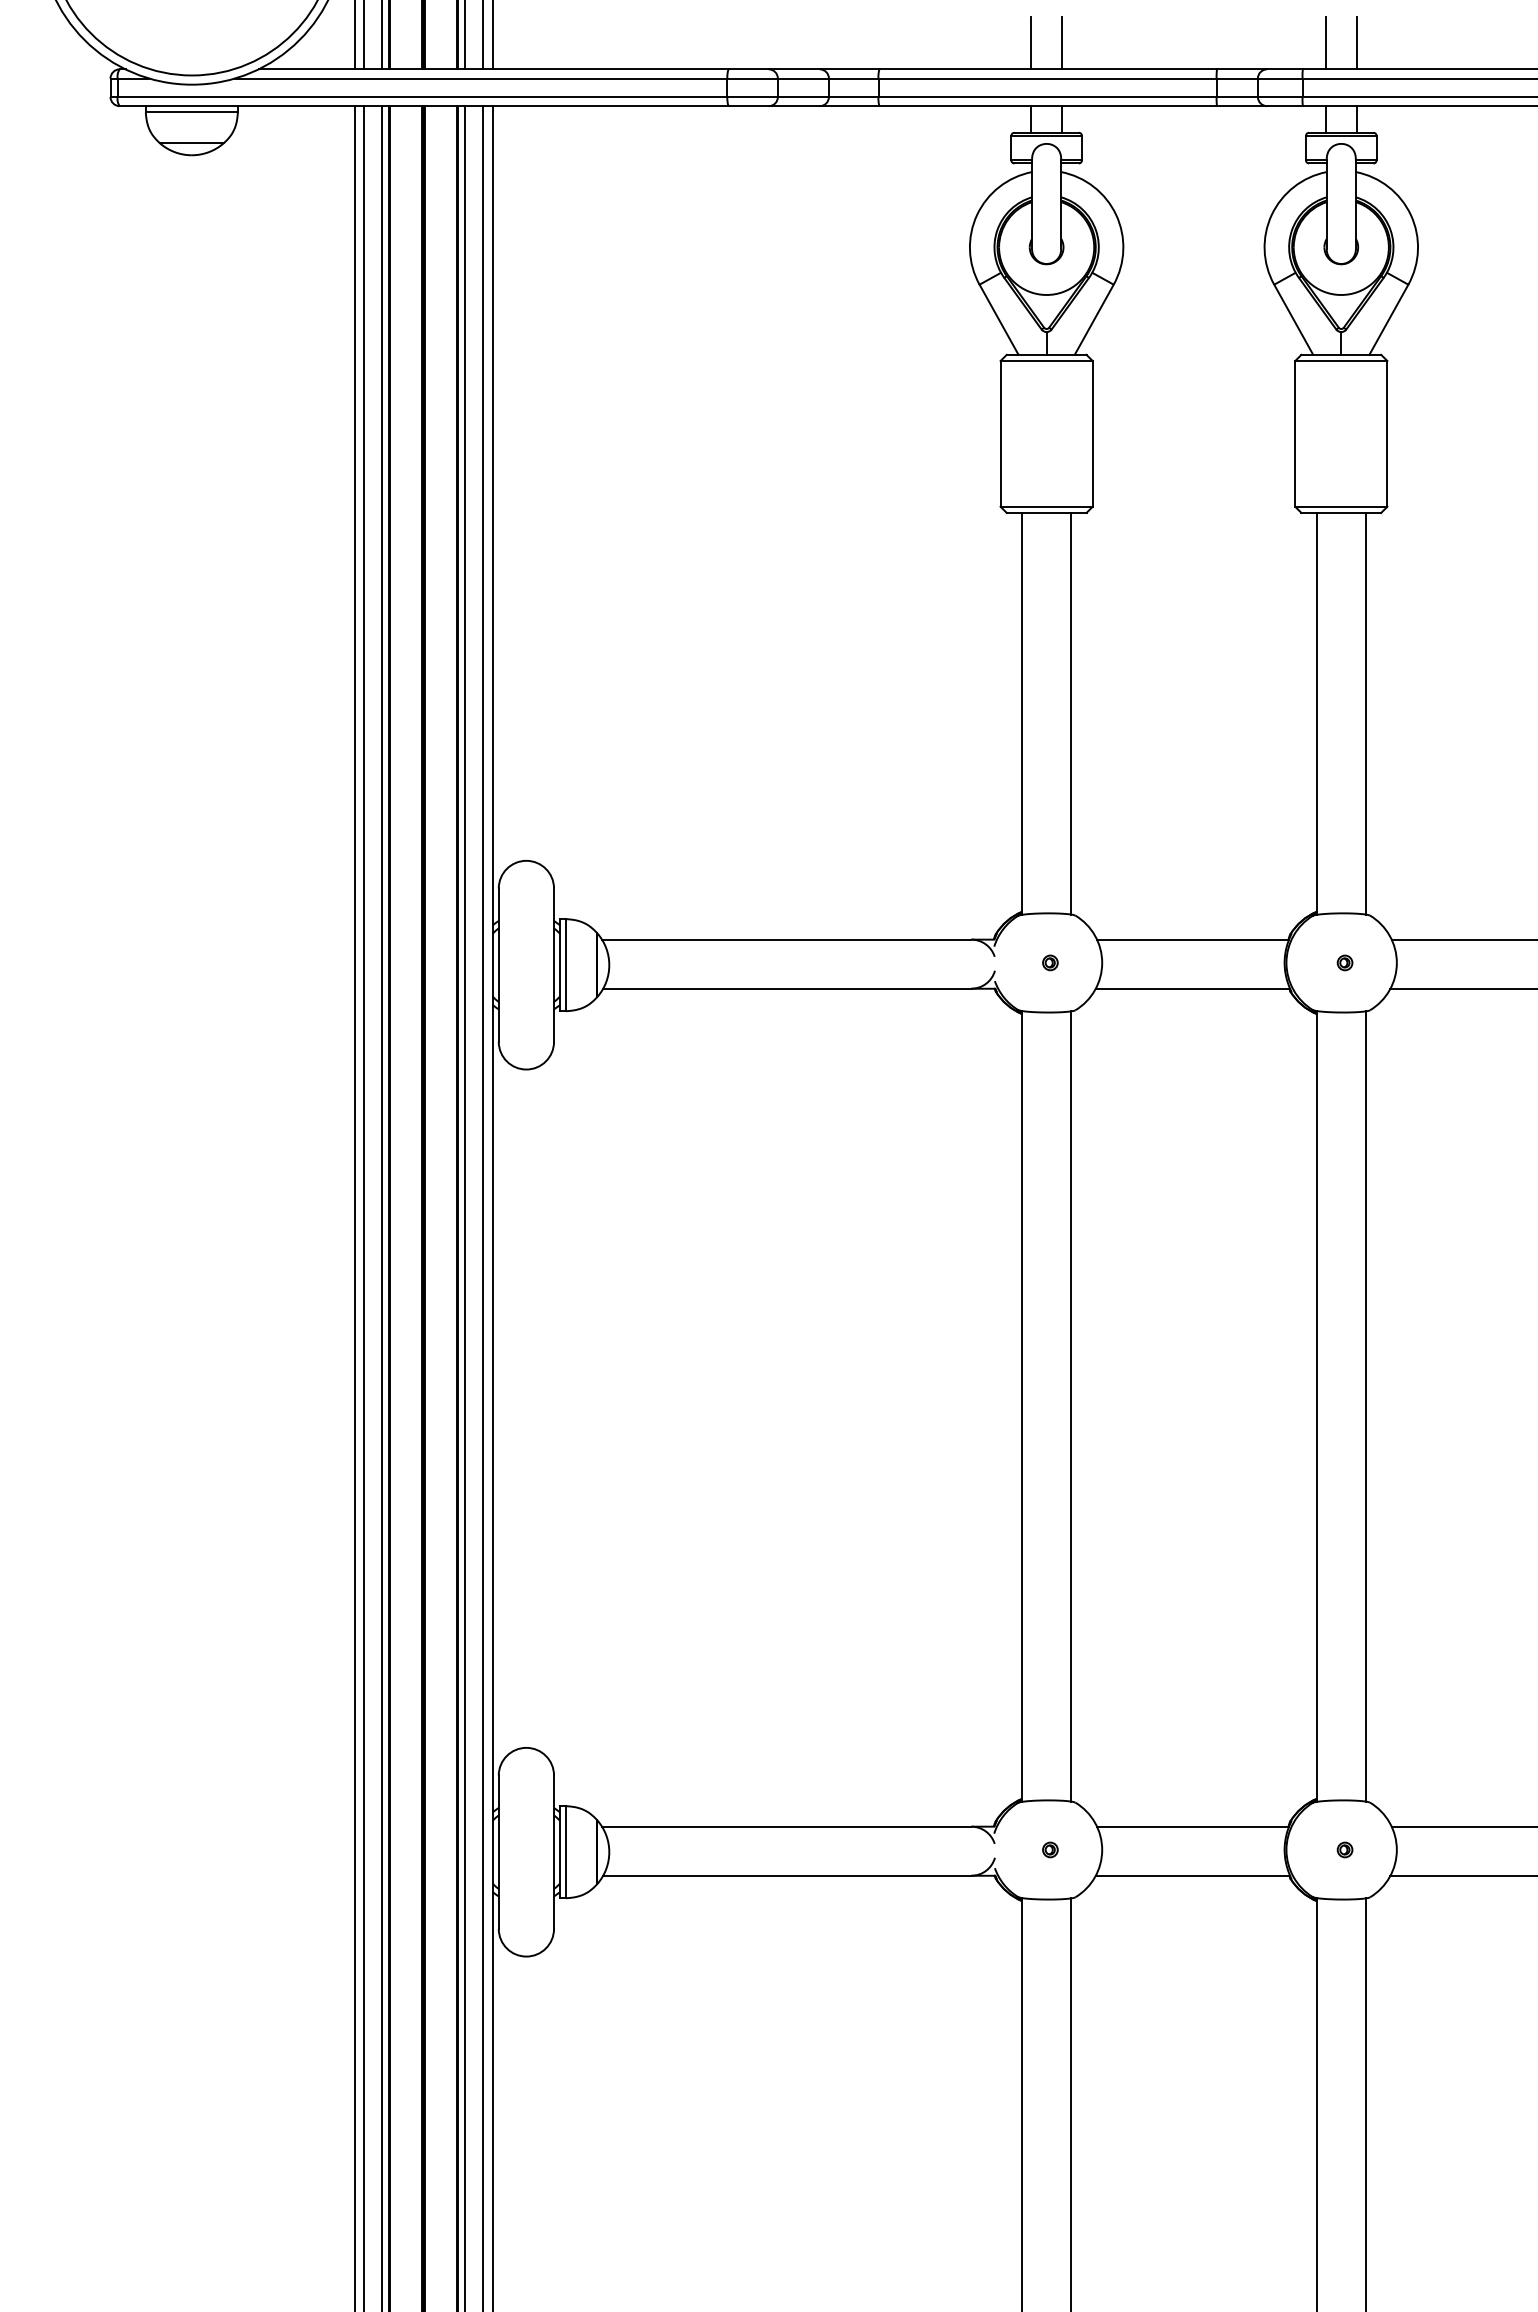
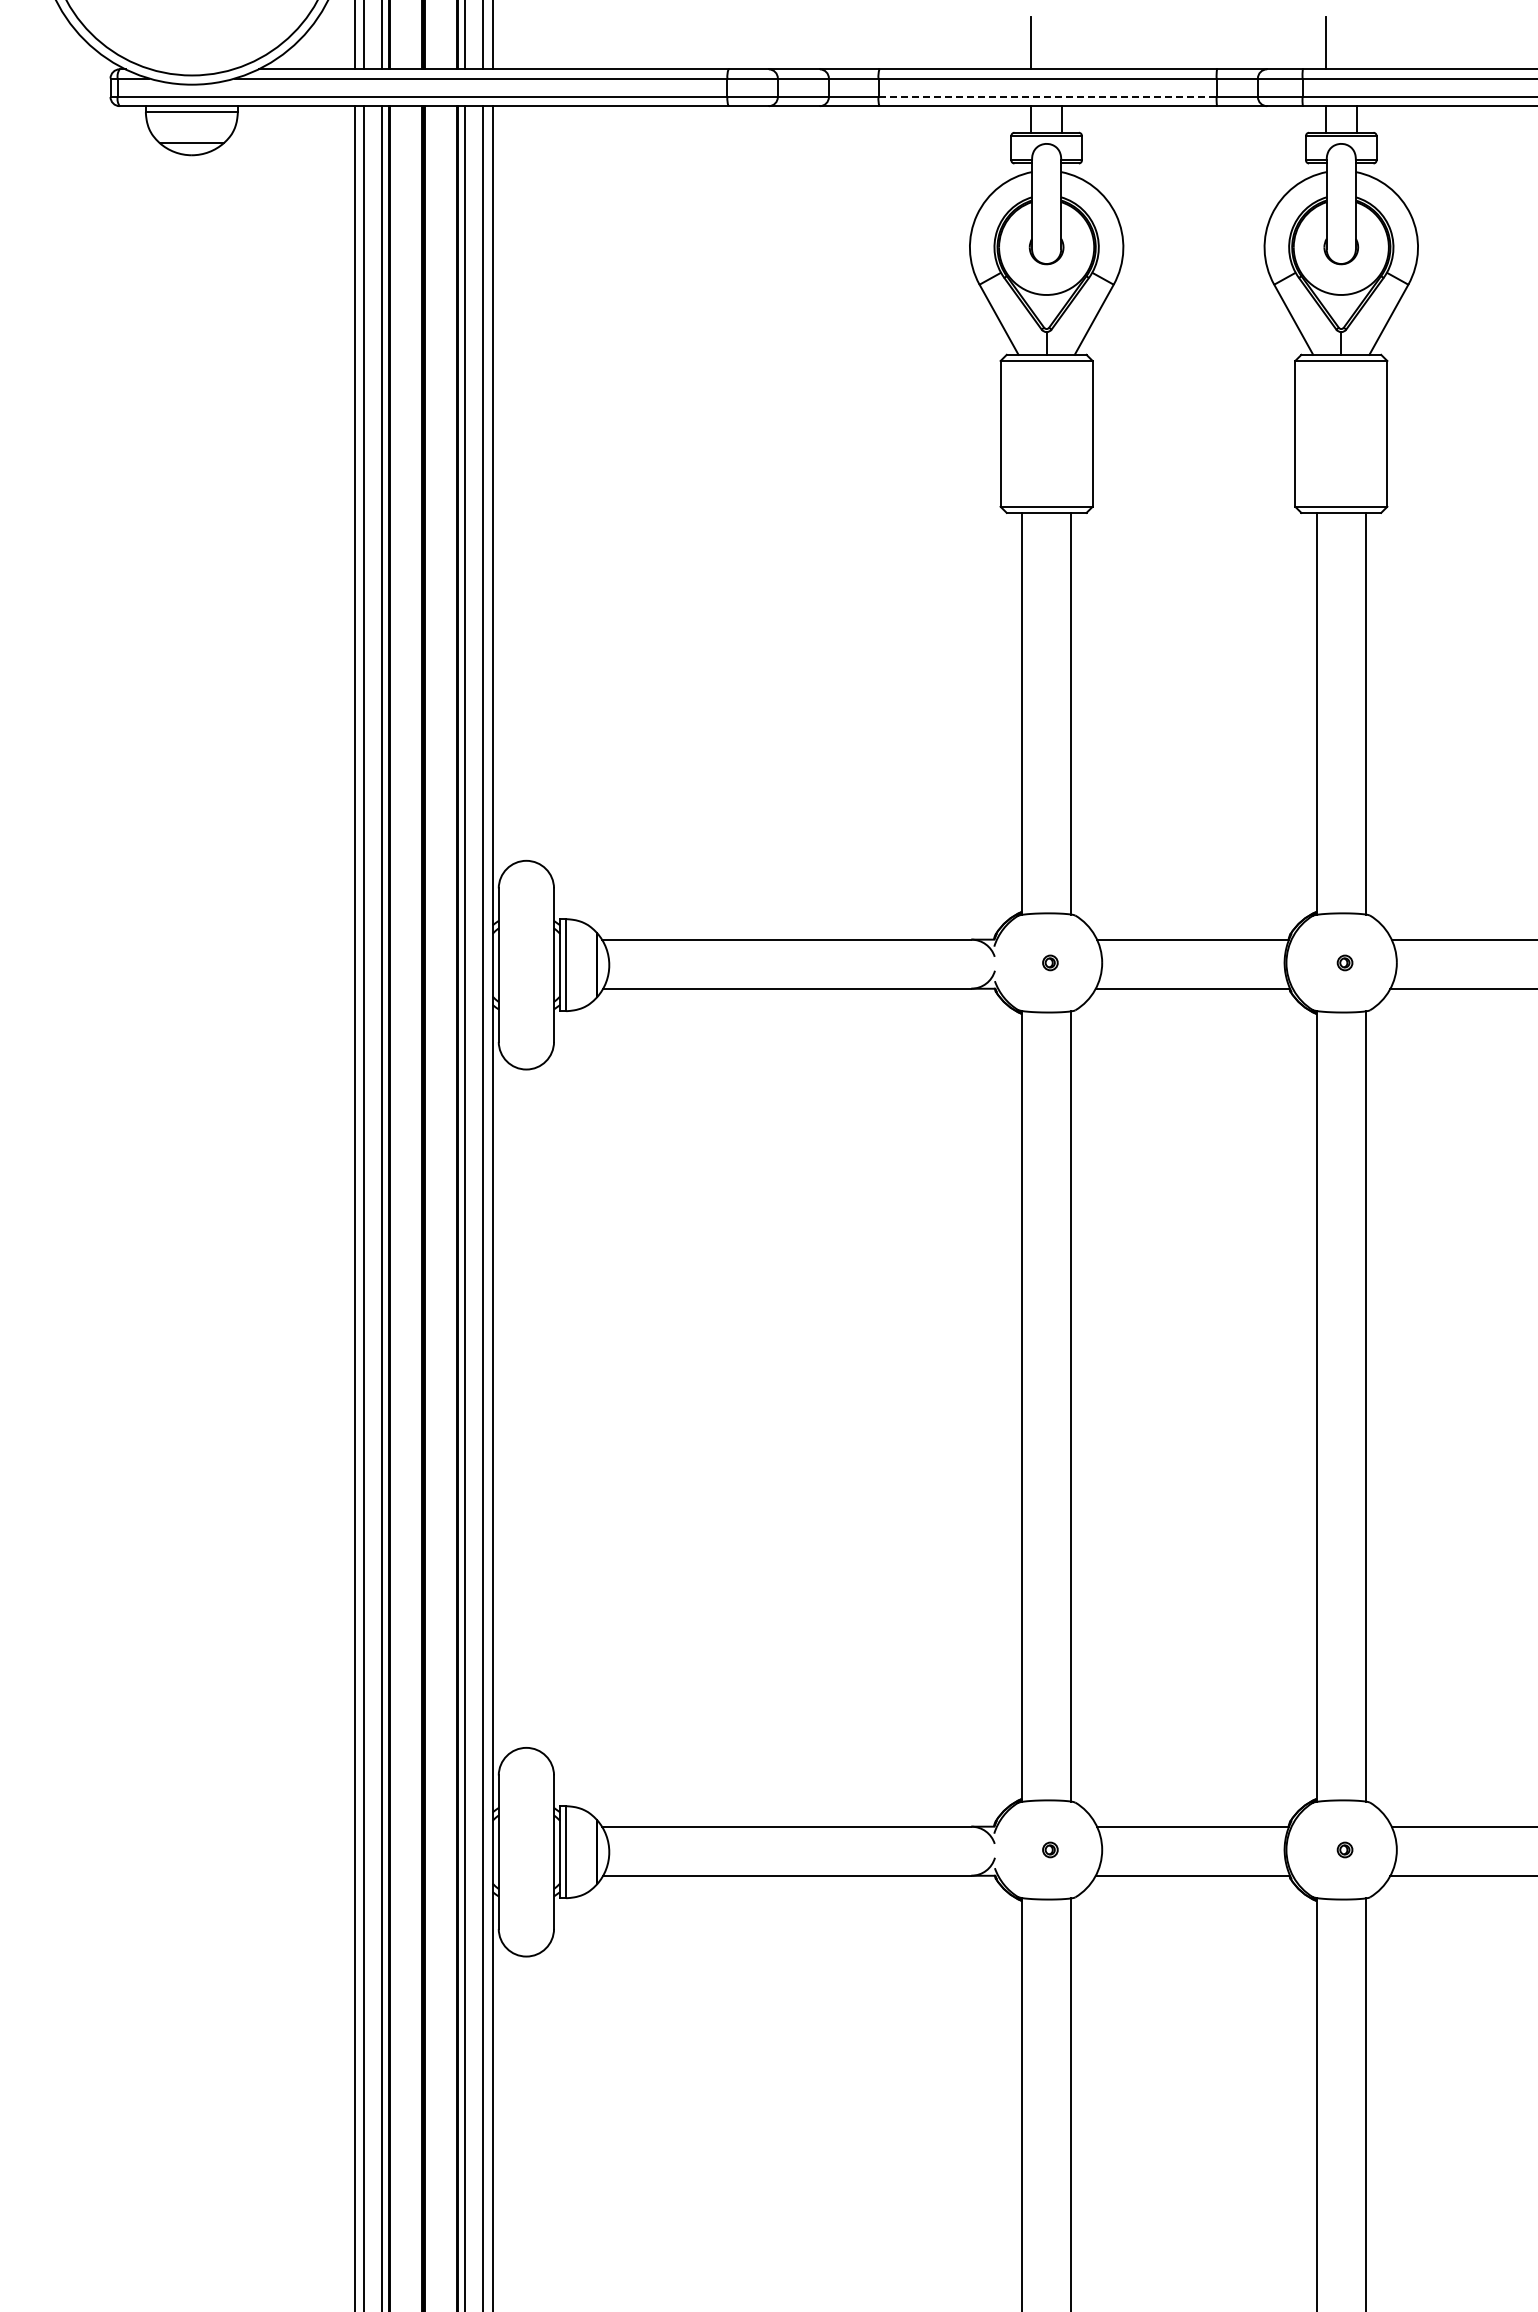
line: present -> none (1062, 43)
line: present -> none (1356, 43)
line: solid -> dashed (1048, 96)
